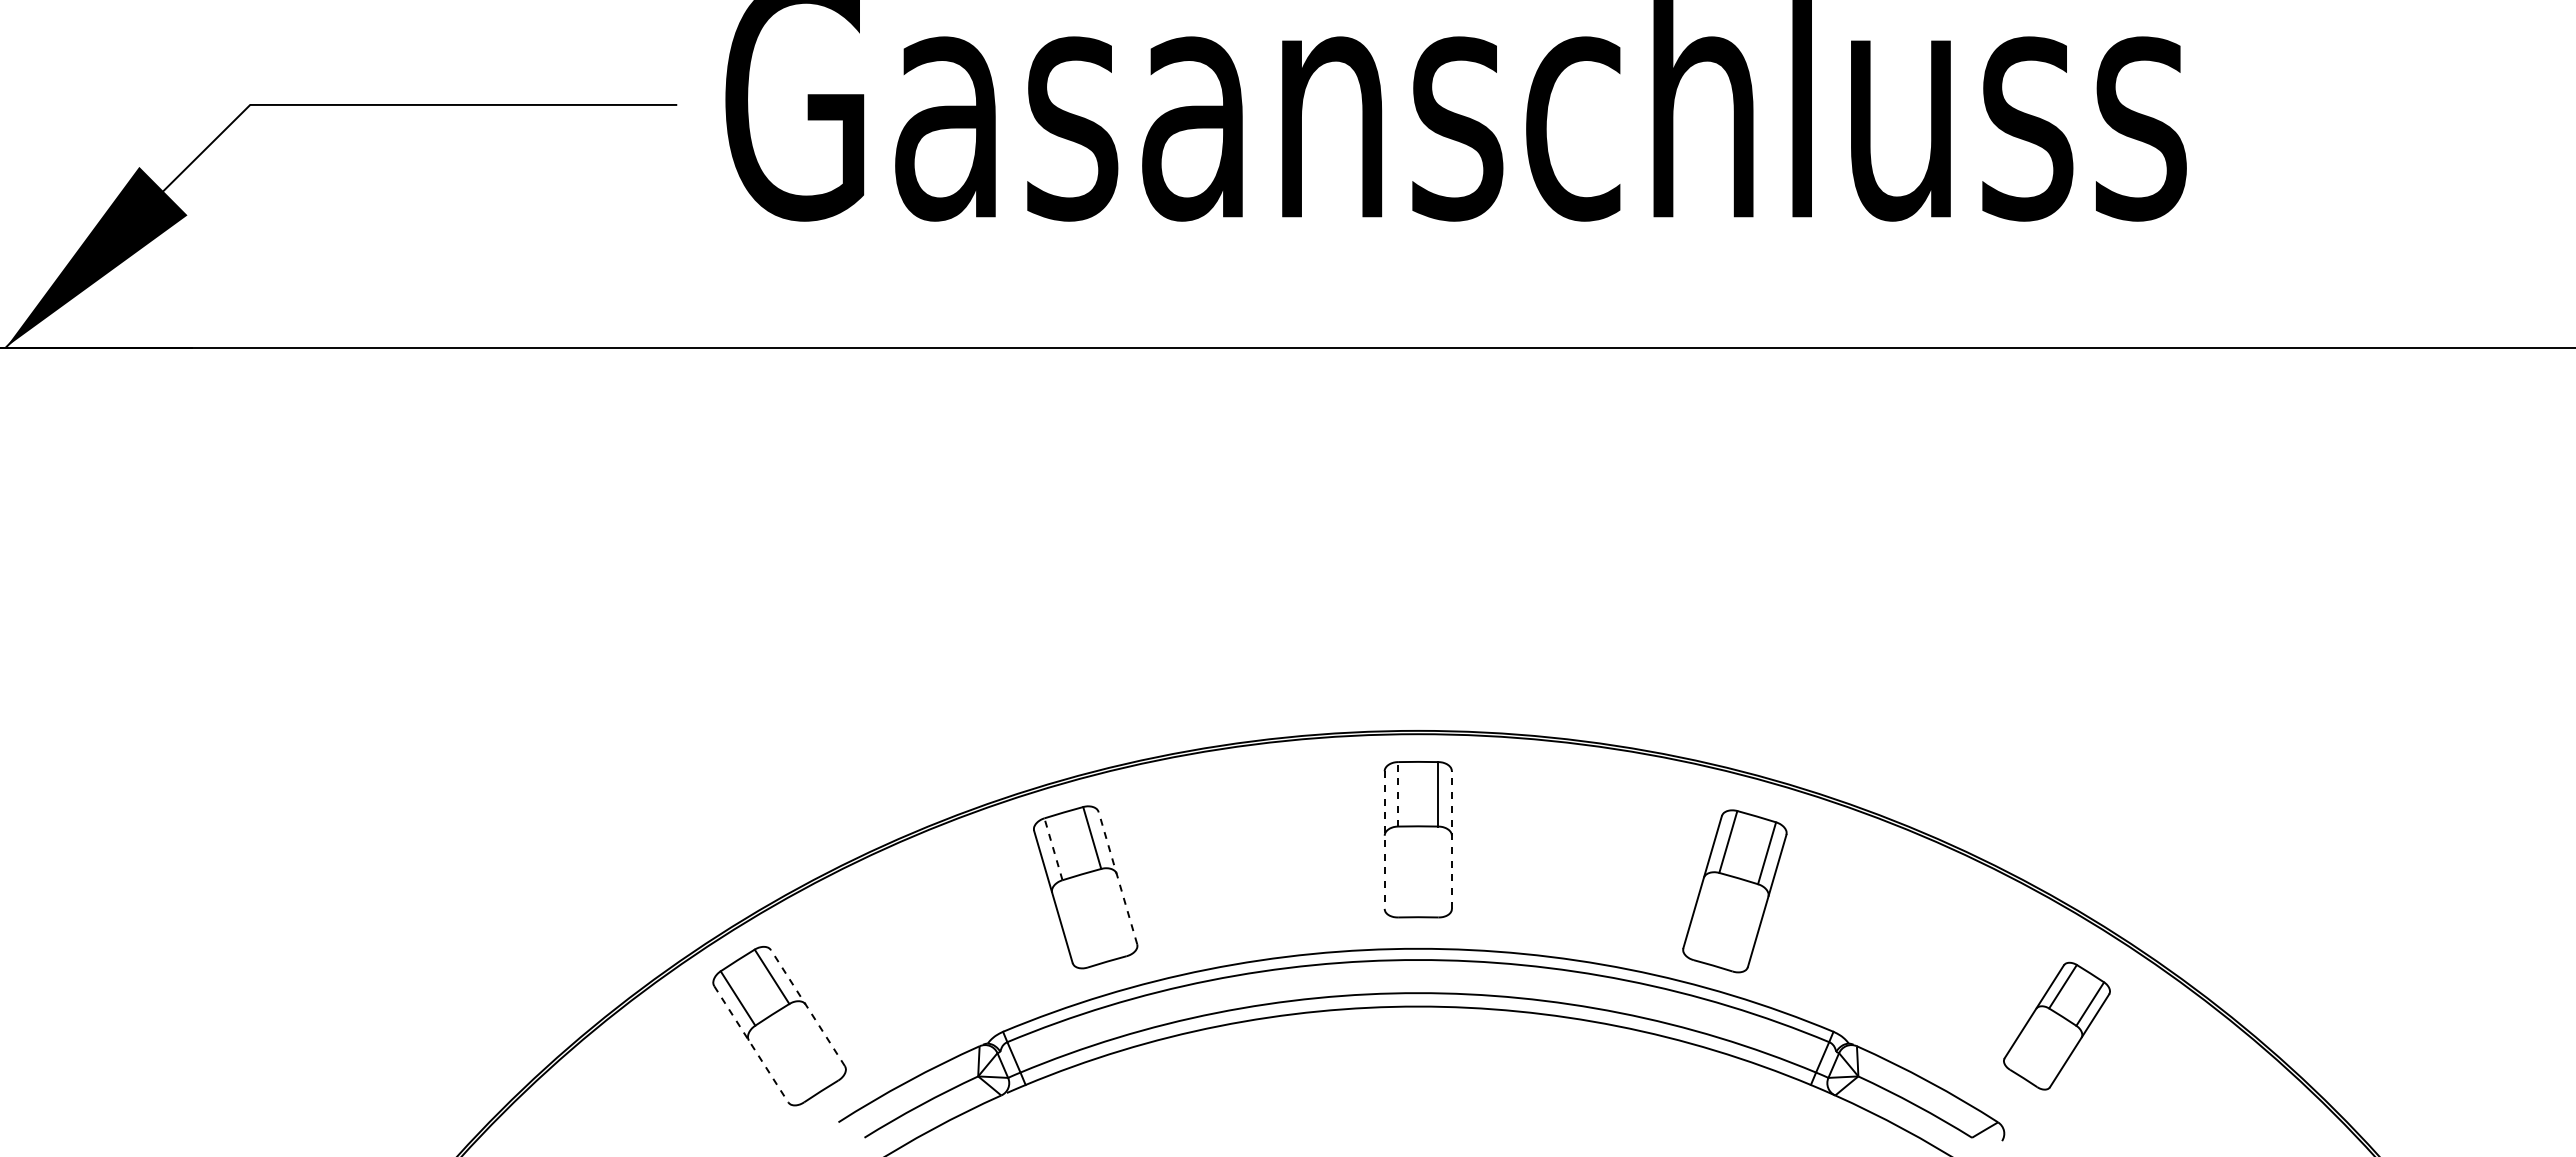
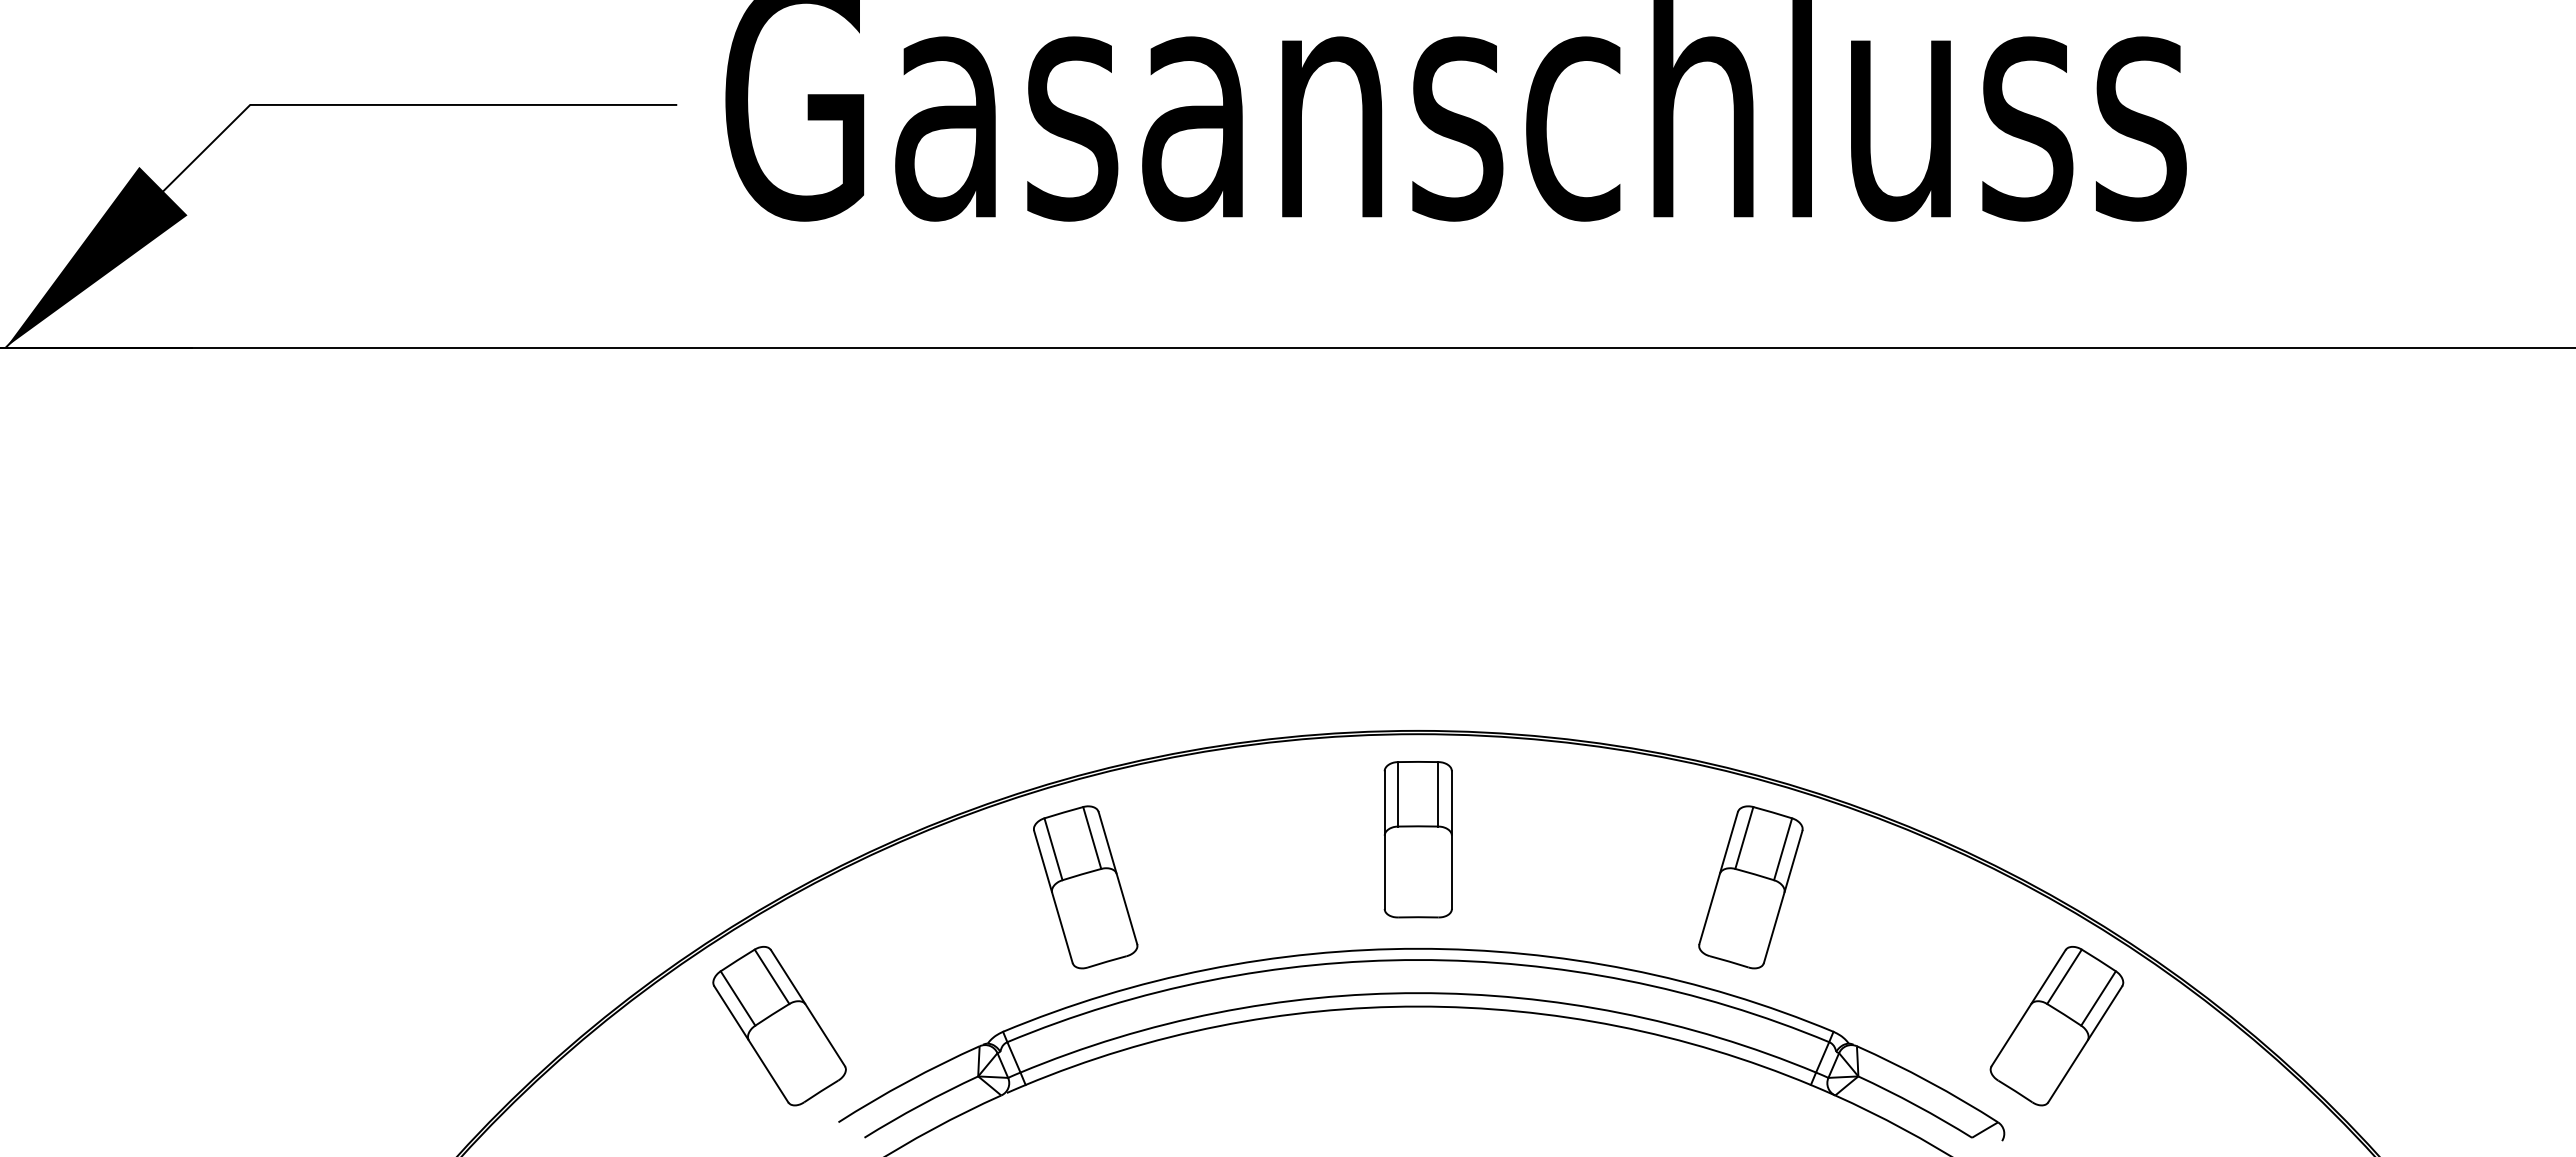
line: dashed -> solid (1398, 793)
line: dashed -> solid (1384, 840)
line: dashed -> solid (1451, 840)
line: dashed -> solid (1053, 848)
line: dashed -> solid (1117, 878)
part position: (1734, 891) -> (1750, 887) (1750, 887)
line: dashed -> solid (808, 1008)
part size: 108x130 px -> 136x161 px (2056, 1026)
line: dashed -> solid (751, 1044)
